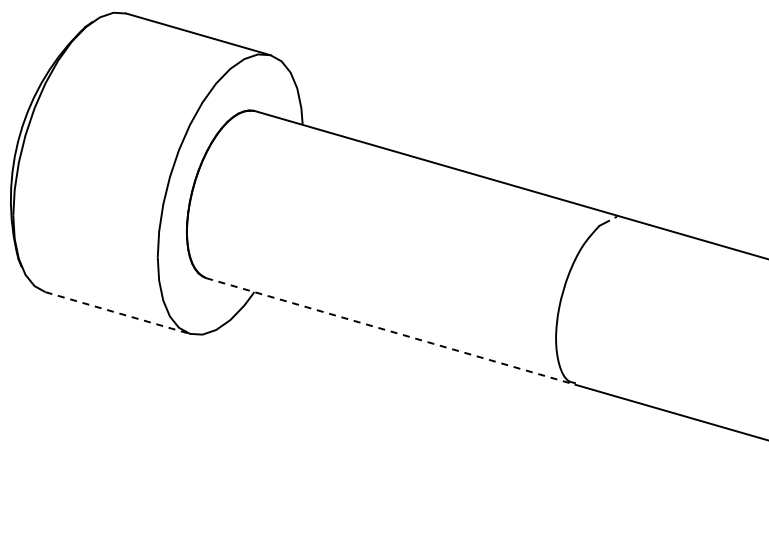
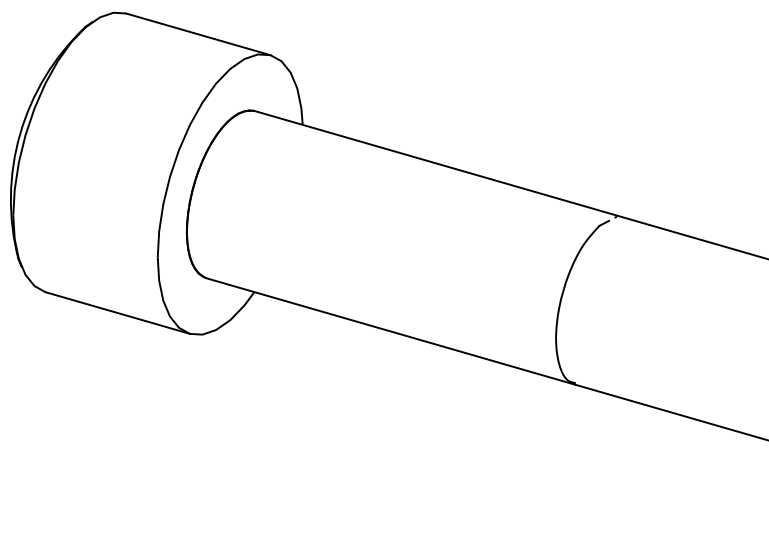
line: dashed -> solid (118, 313)
line: dashed -> solid (391, 331)
